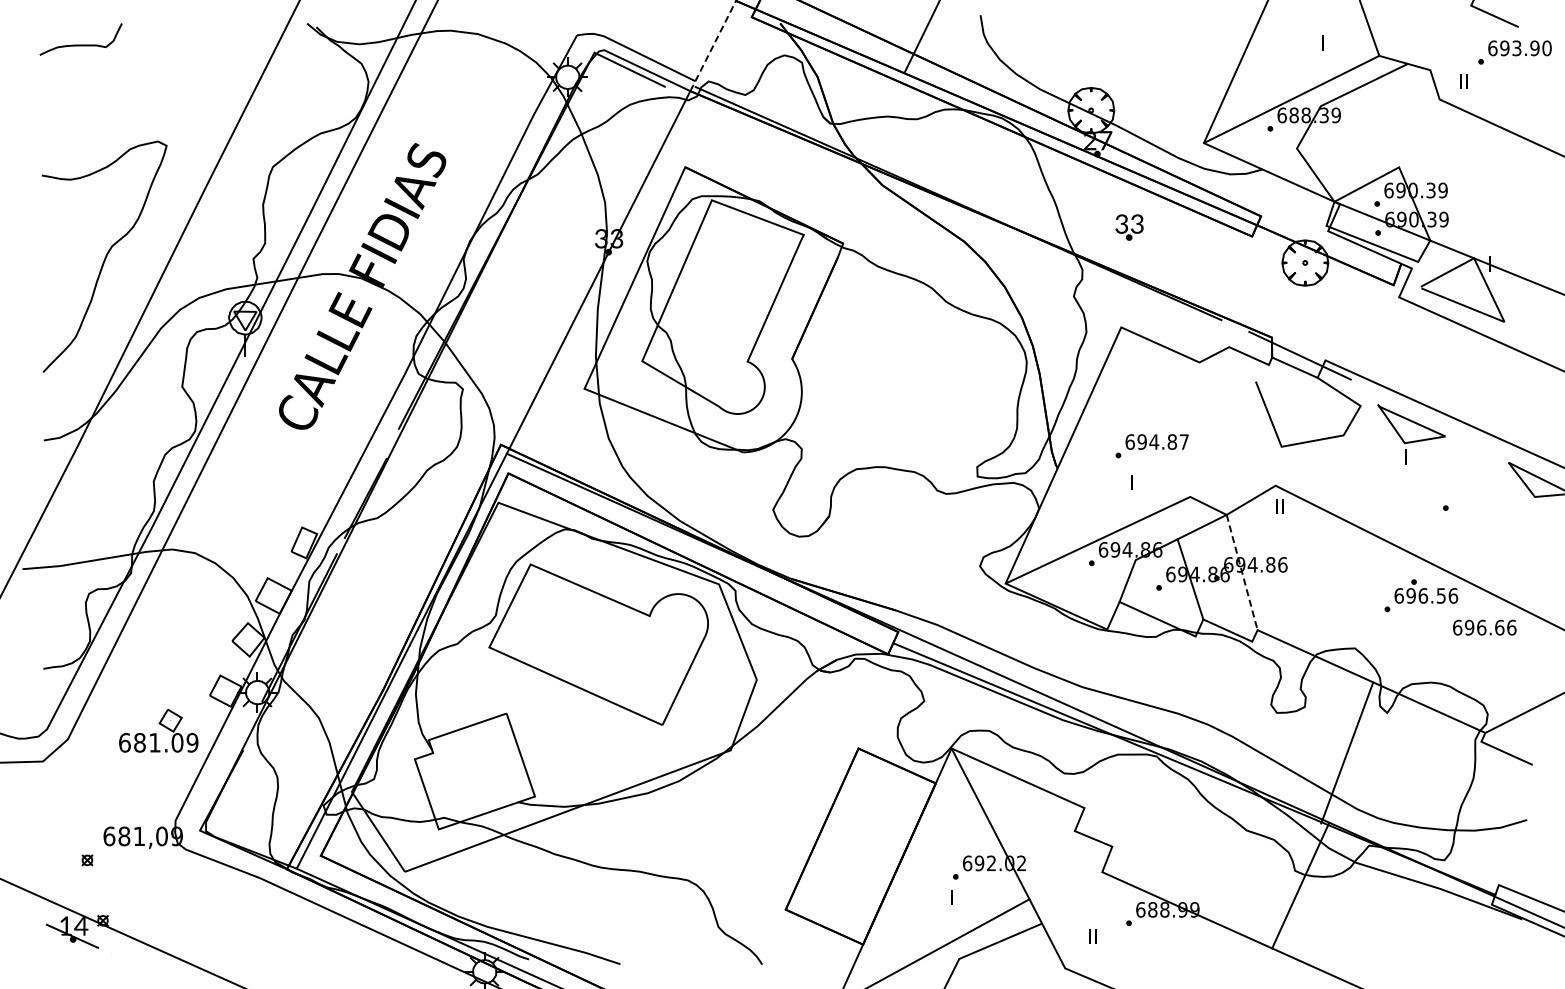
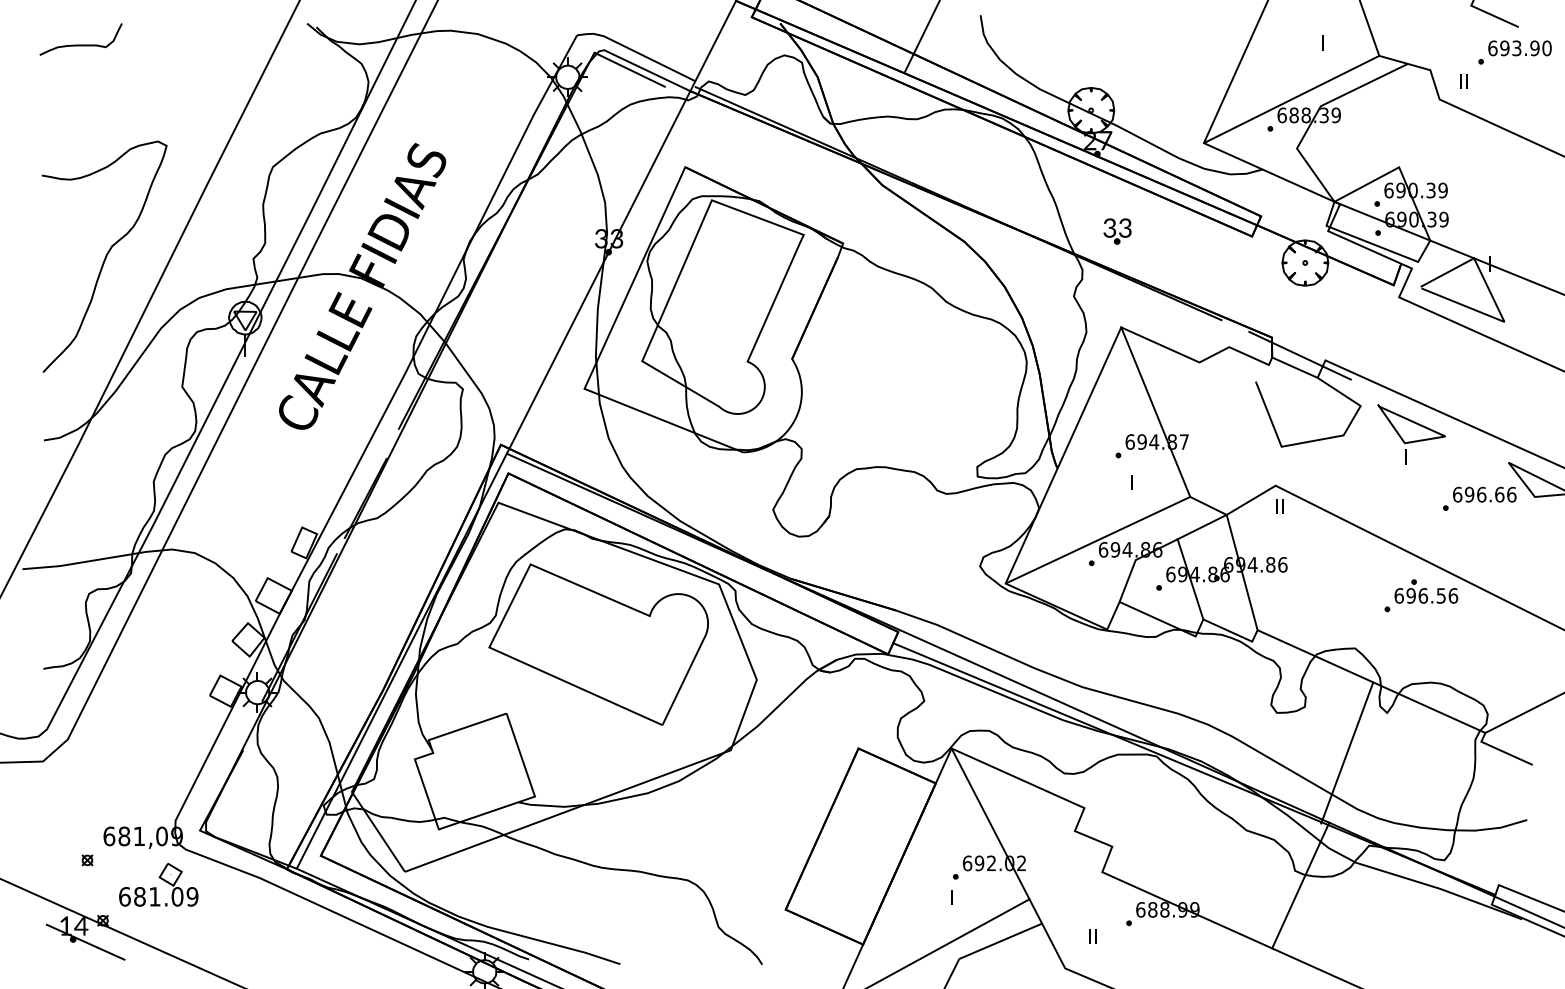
line: dashed -> solid (713, 46)
part position: (1129, 227) -> (1117, 231) (1117, 231)
line: none -> present (1155, 411)
line: dashed -> solid (1242, 572)
text position: (1484, 627) -> (1484, 494) (1484, 494)
part position: (158, 730) -> (158, 884) (158, 884)
line: none -> present (111, 953)
